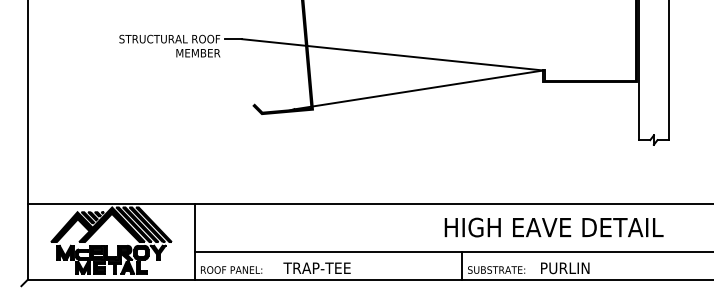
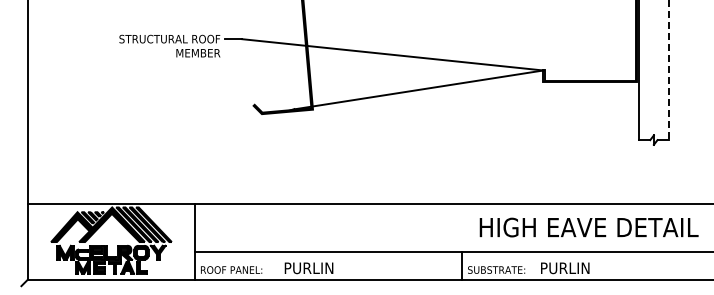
line: solid -> dashed (668, 70)
text position: (553, 227) -> (588, 227) (588, 227)
text: TRAP-TEE -> PURLIN (316, 268)
